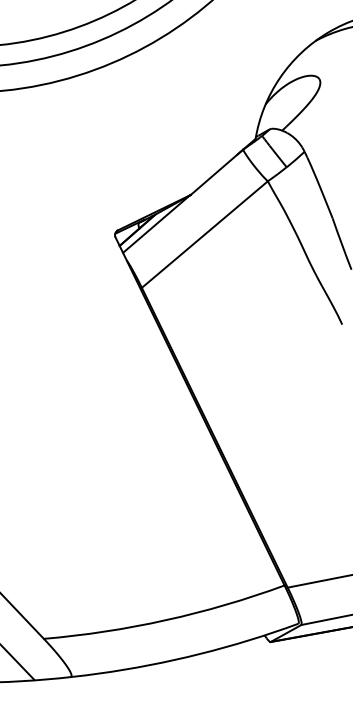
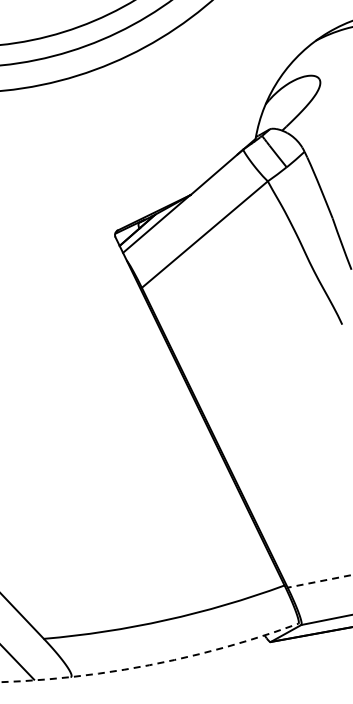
line: solid -> dashed (319, 581)
arc: solid -> dashed (151, 664)
